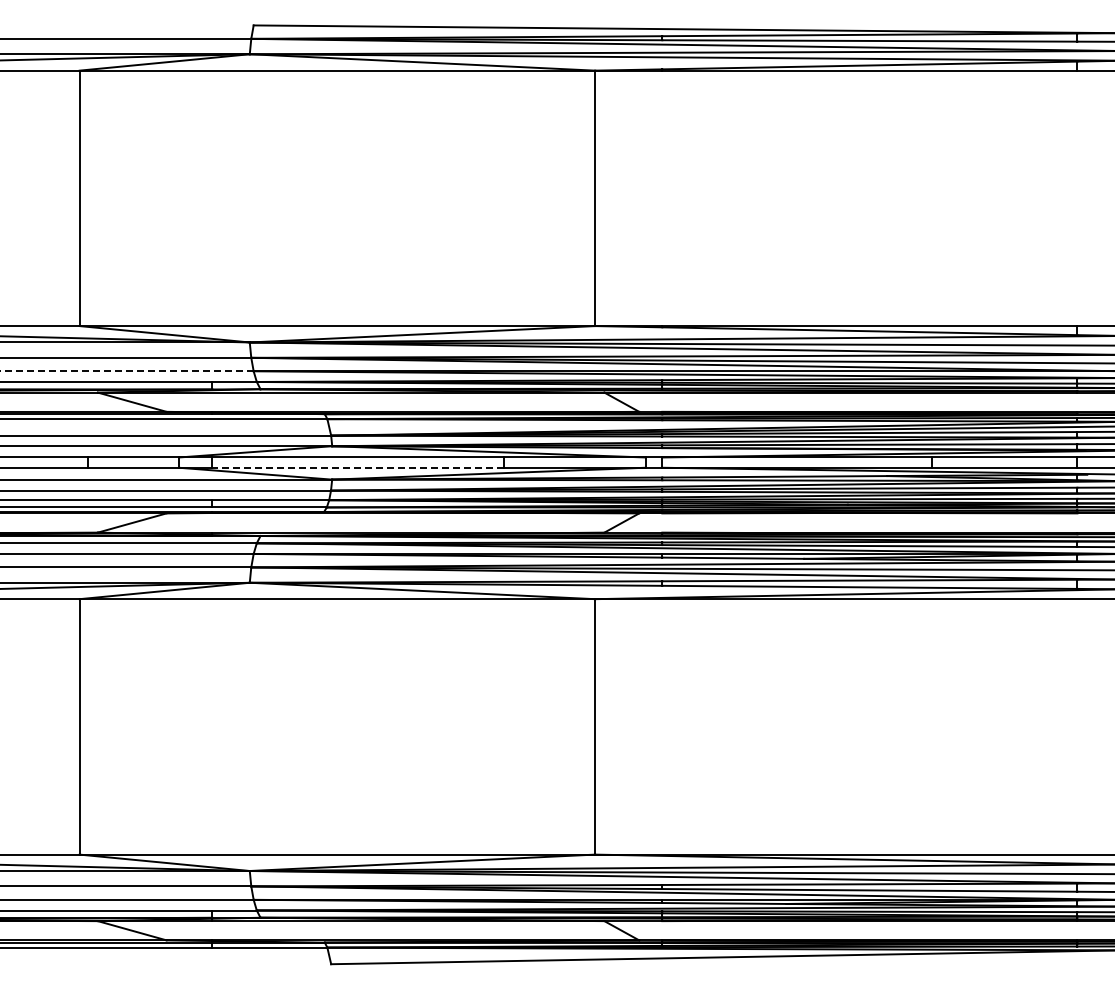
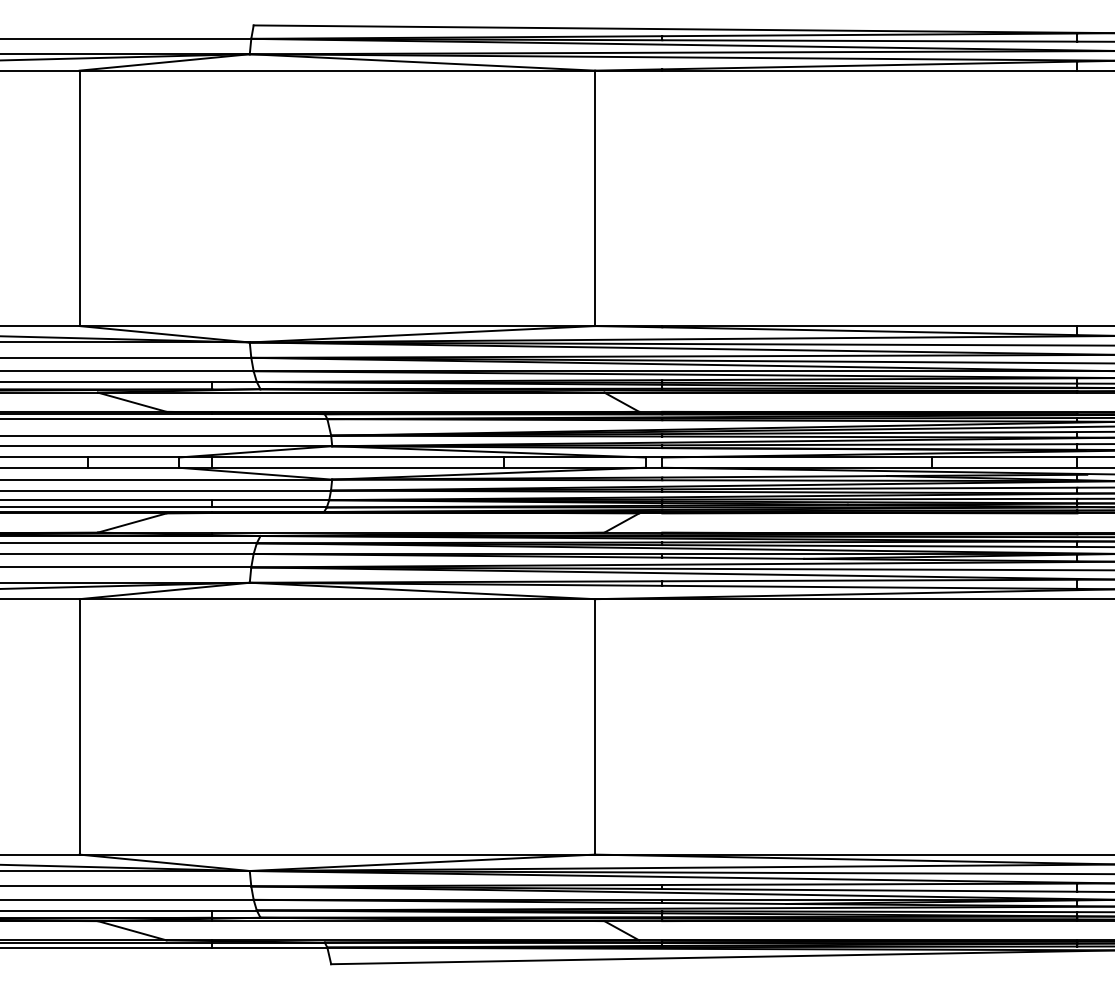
line: dashed -> solid (126, 371)
line: dashed -> solid (358, 467)
